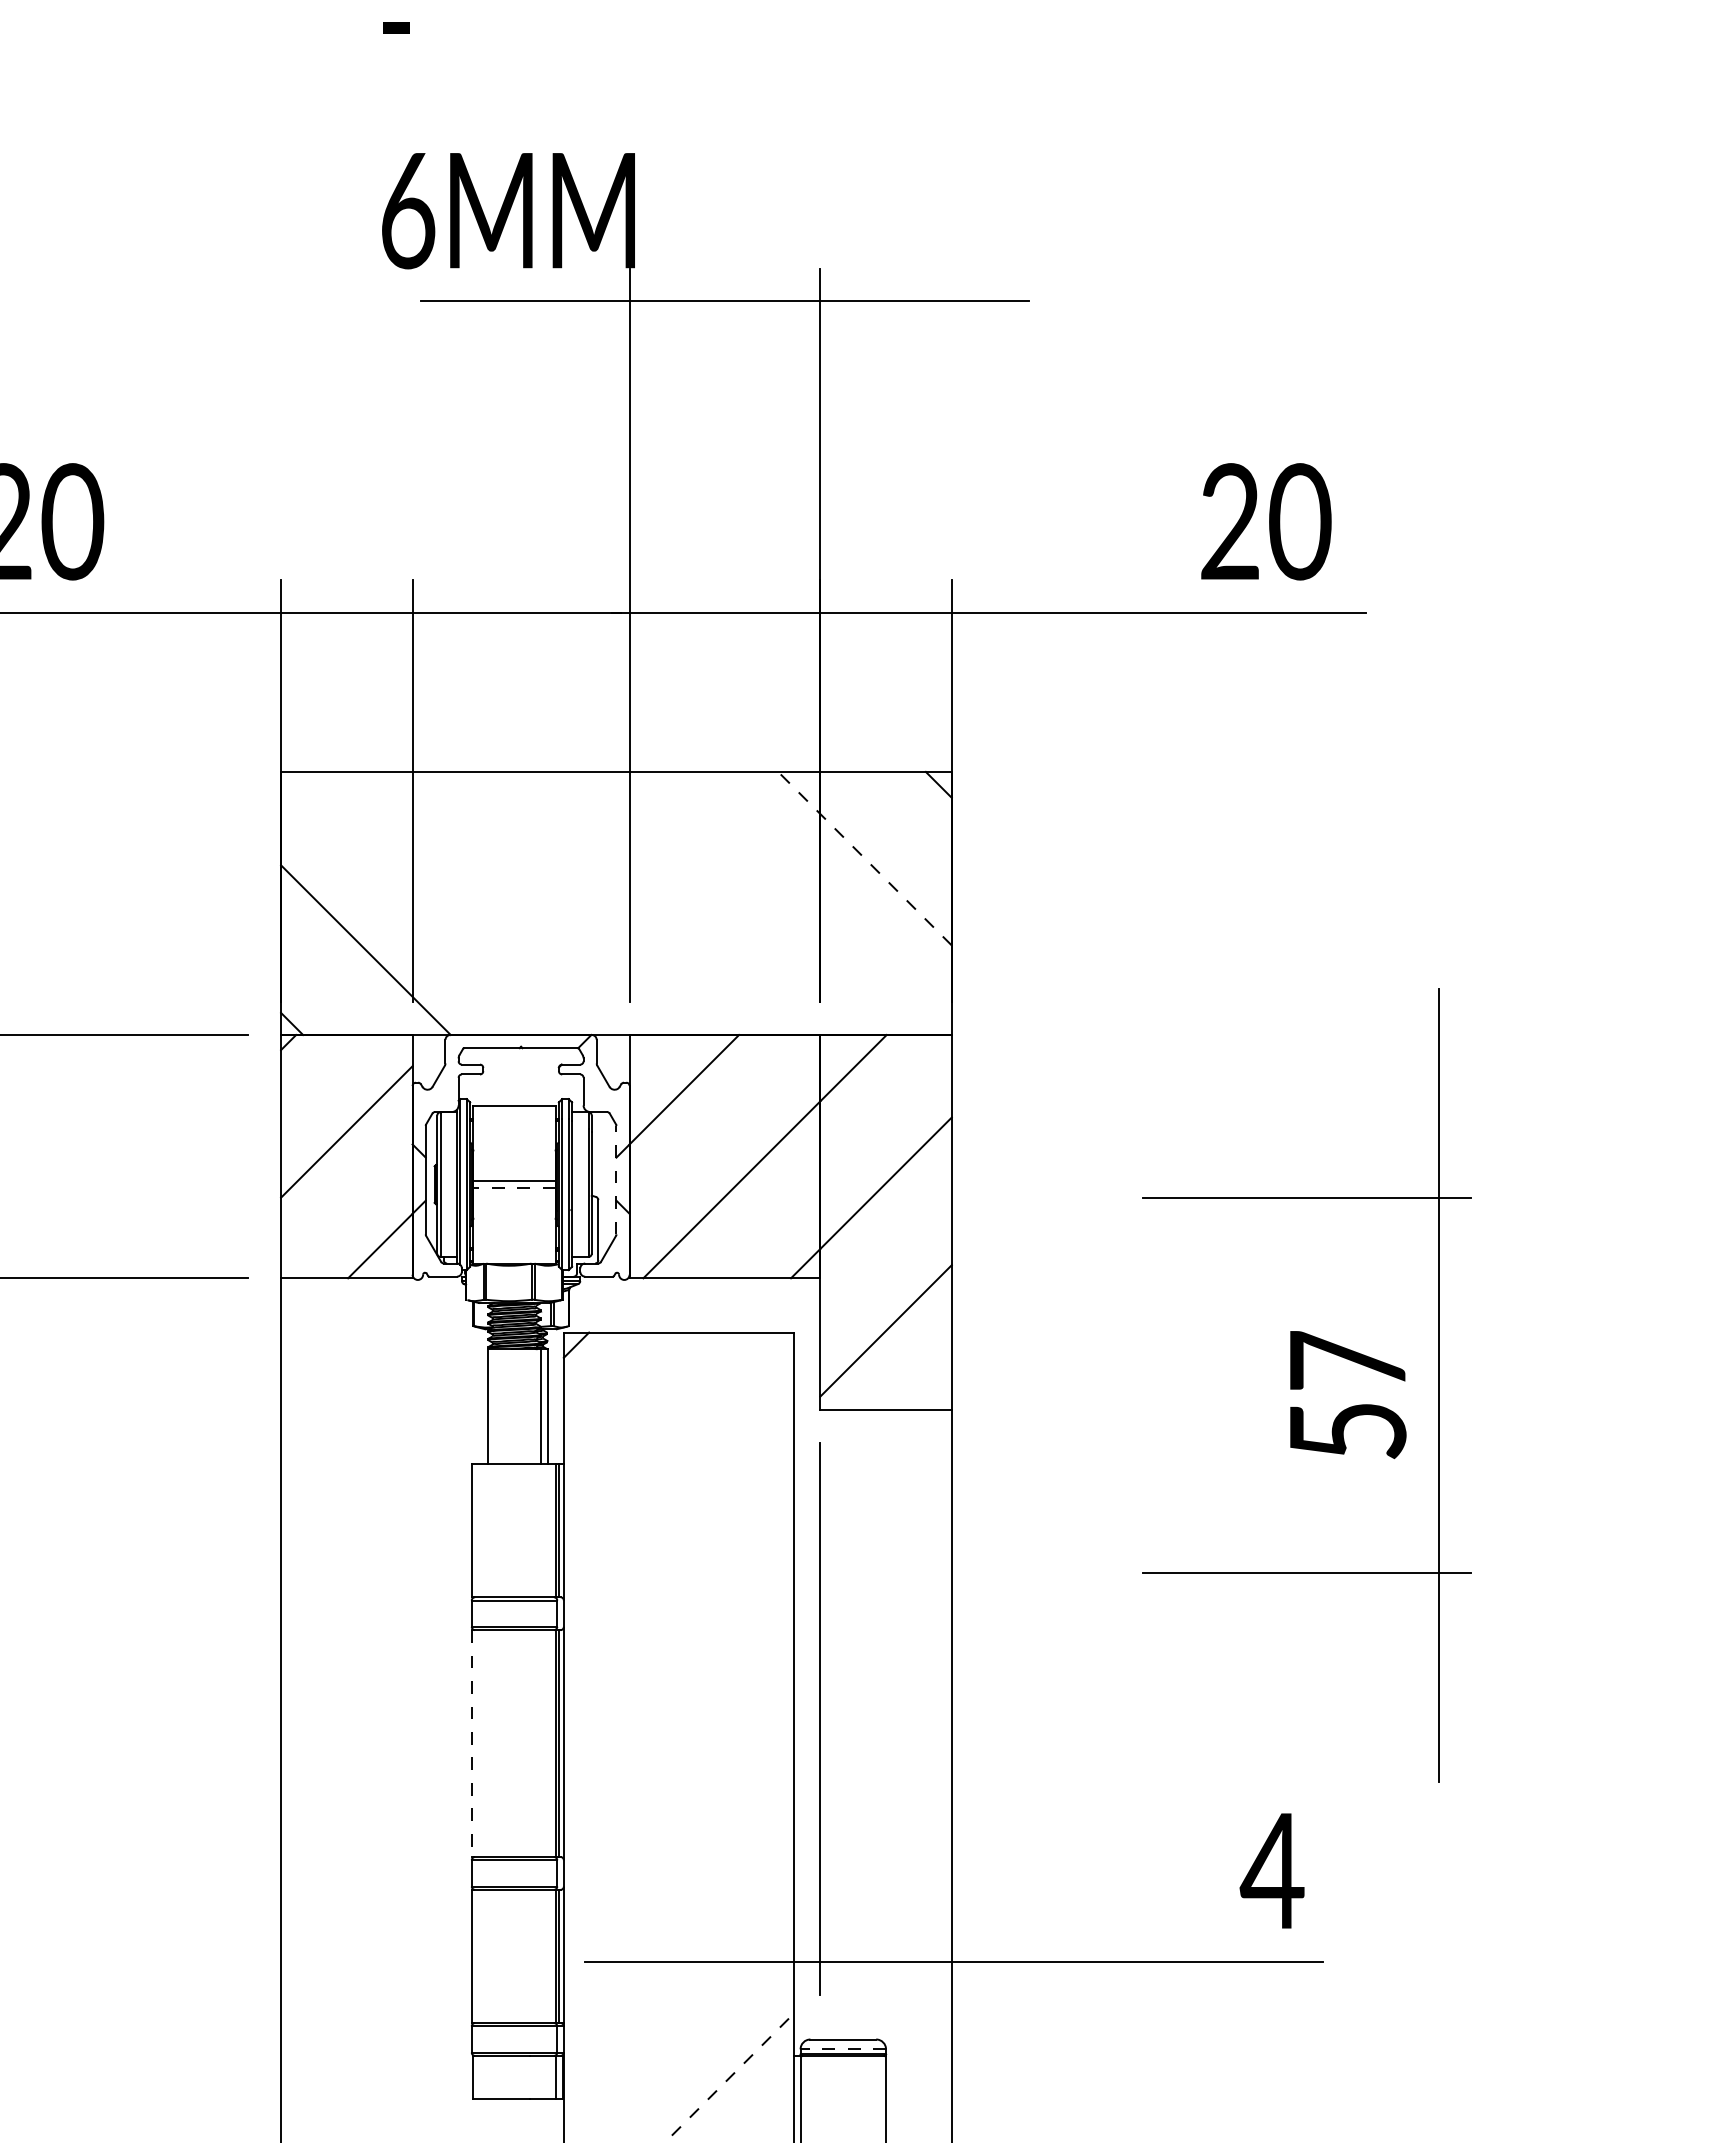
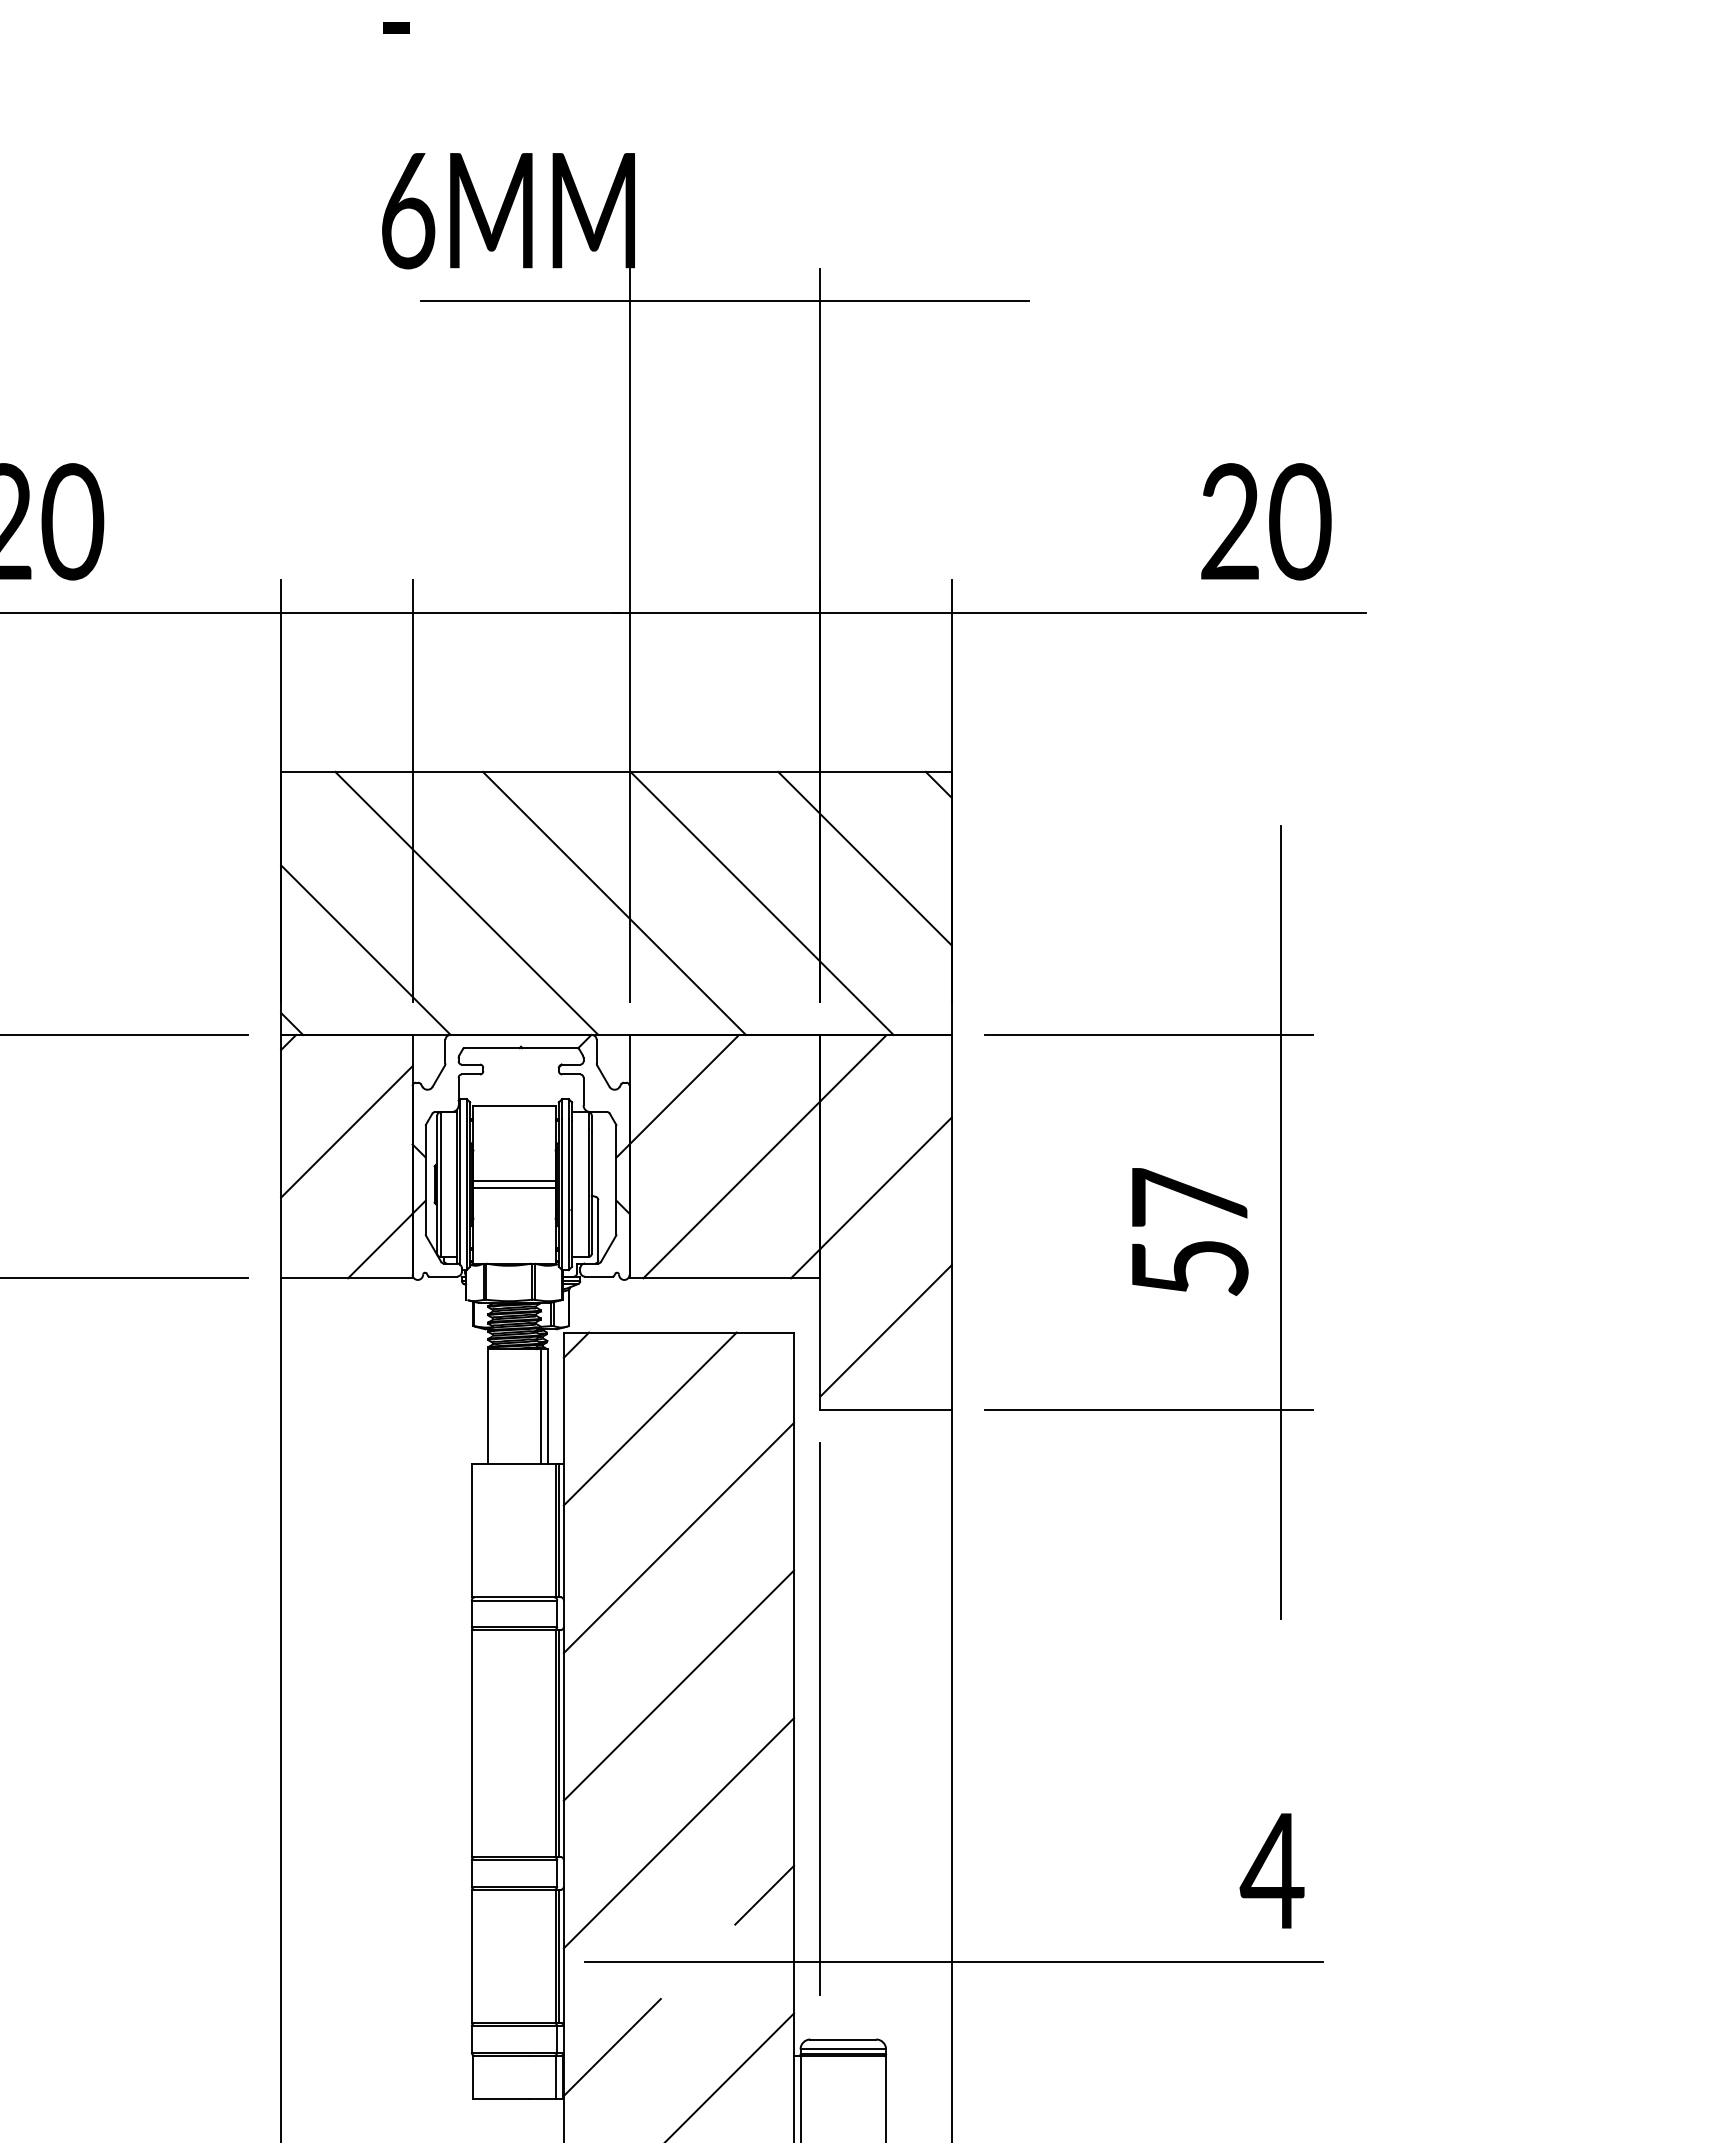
line: dashed -> solid (865, 858)
line: none -> present (466, 903)
line: none -> present (614, 903)
line: none -> present (761, 903)
line: dashed -> solid (616, 1179)
line: dashed -> solid (514, 1188)
part position: (1306, 1385) -> (1148, 1222) (1148, 1222)
line: none -> present (649, 1418)
line: none -> present (678, 1537)
line: none -> present (678, 1685)
line: dashed -> solid (471, 1744)
line: none -> present (678, 1833)
line: none -> present (764, 1894)
line: none -> present (611, 2047)
line: dashed -> solid (843, 2049)
line: dashed -> solid (729, 2077)
